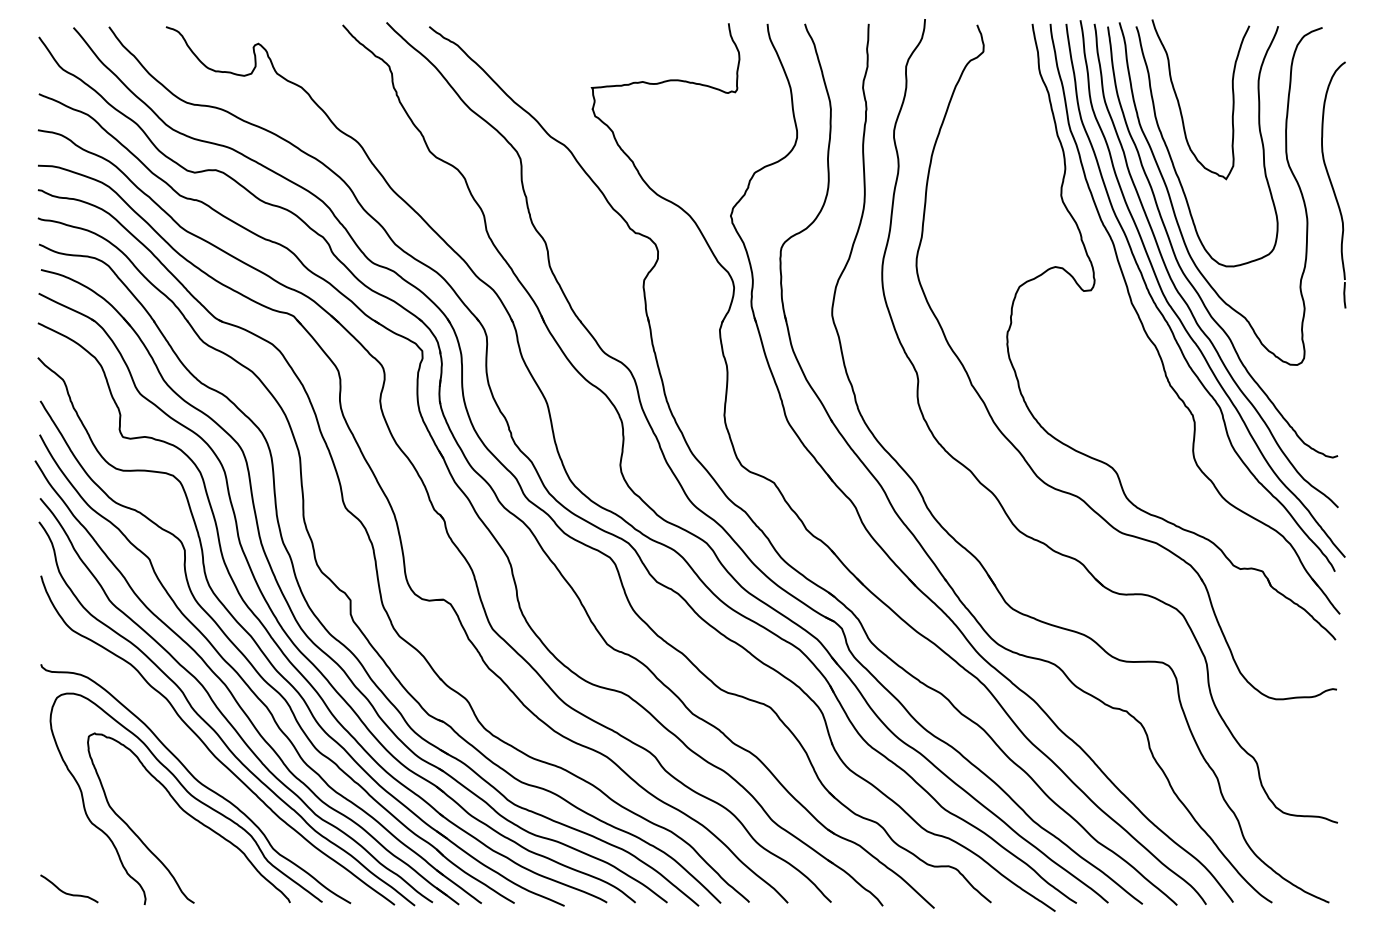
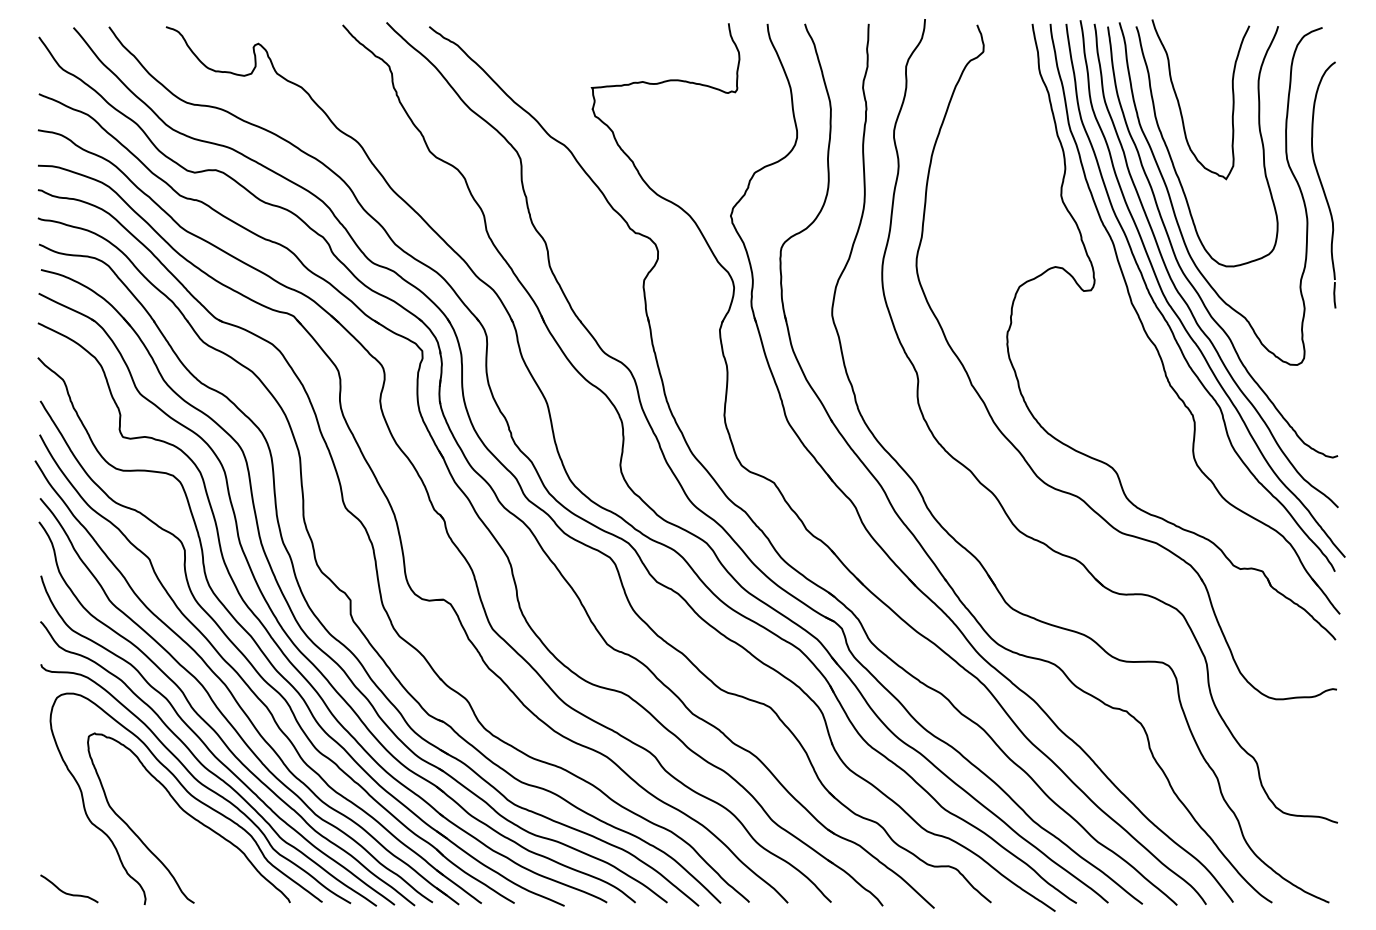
part position: (1333, 184) -> (1323, 184) (1323, 184)
curve: none -> present (205, 766)
